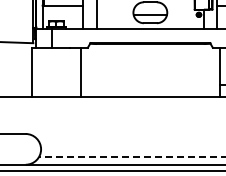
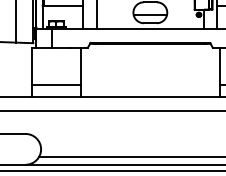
line: none -> present (16, 22)
line: none -> present (56, 84)
line: none -> present (112, 111)
line: dashed -> solid (132, 156)
